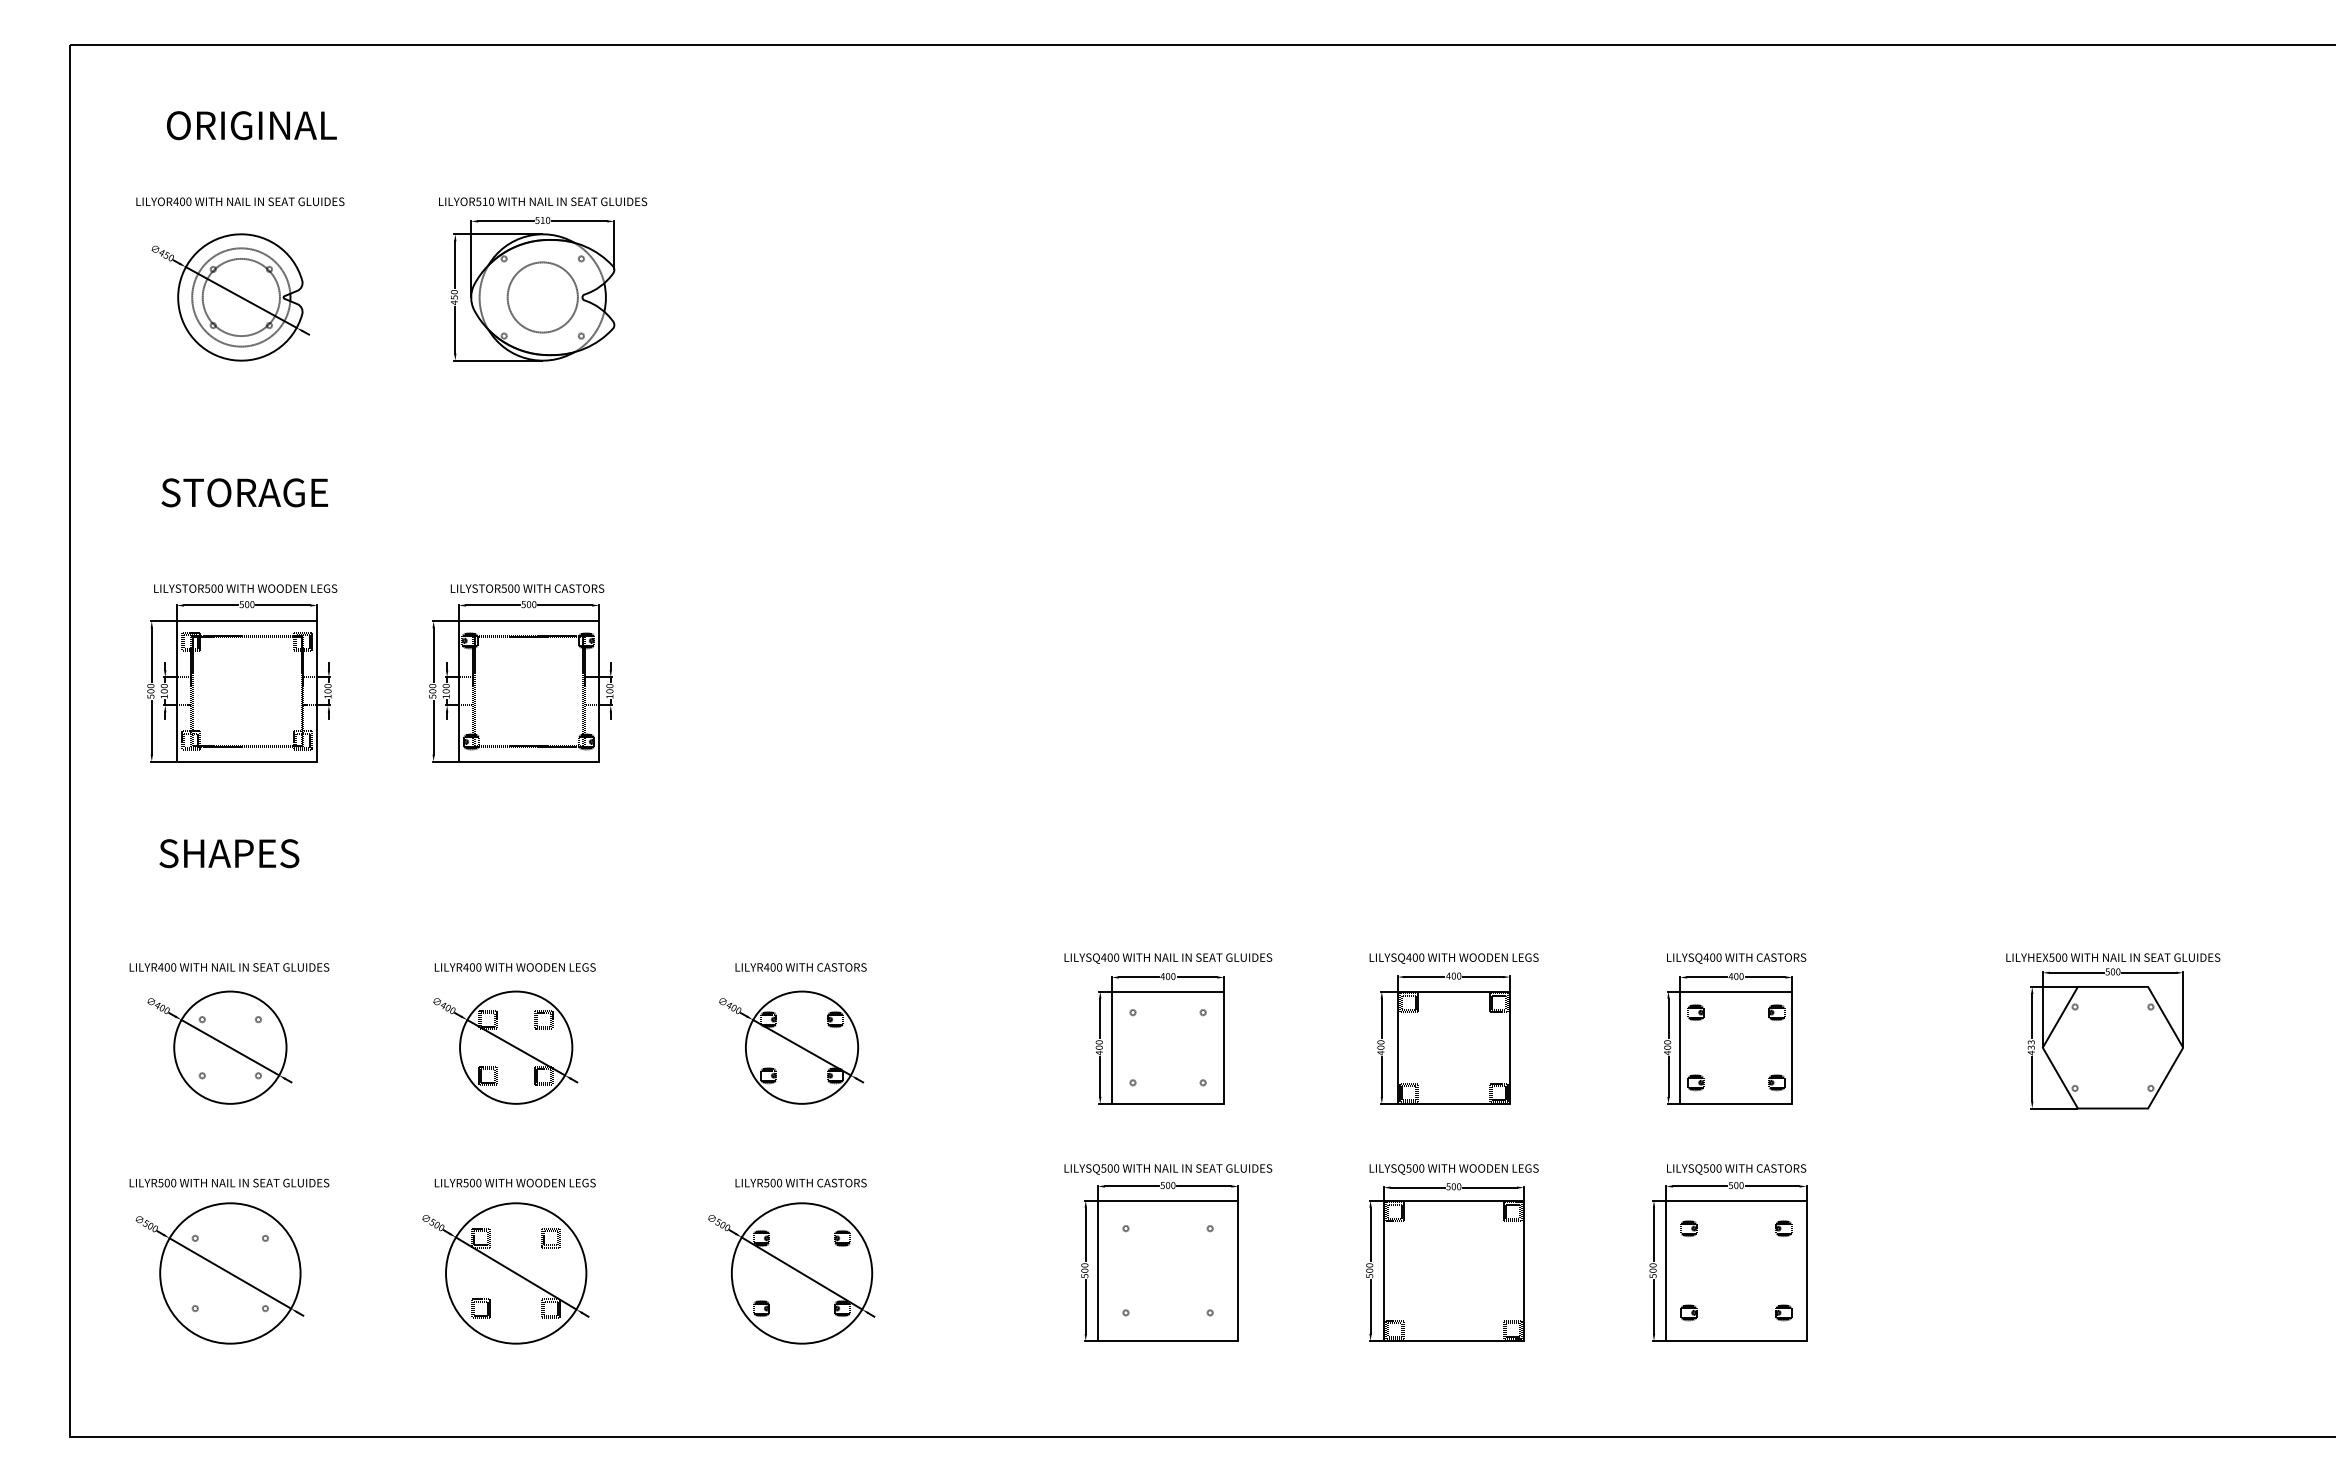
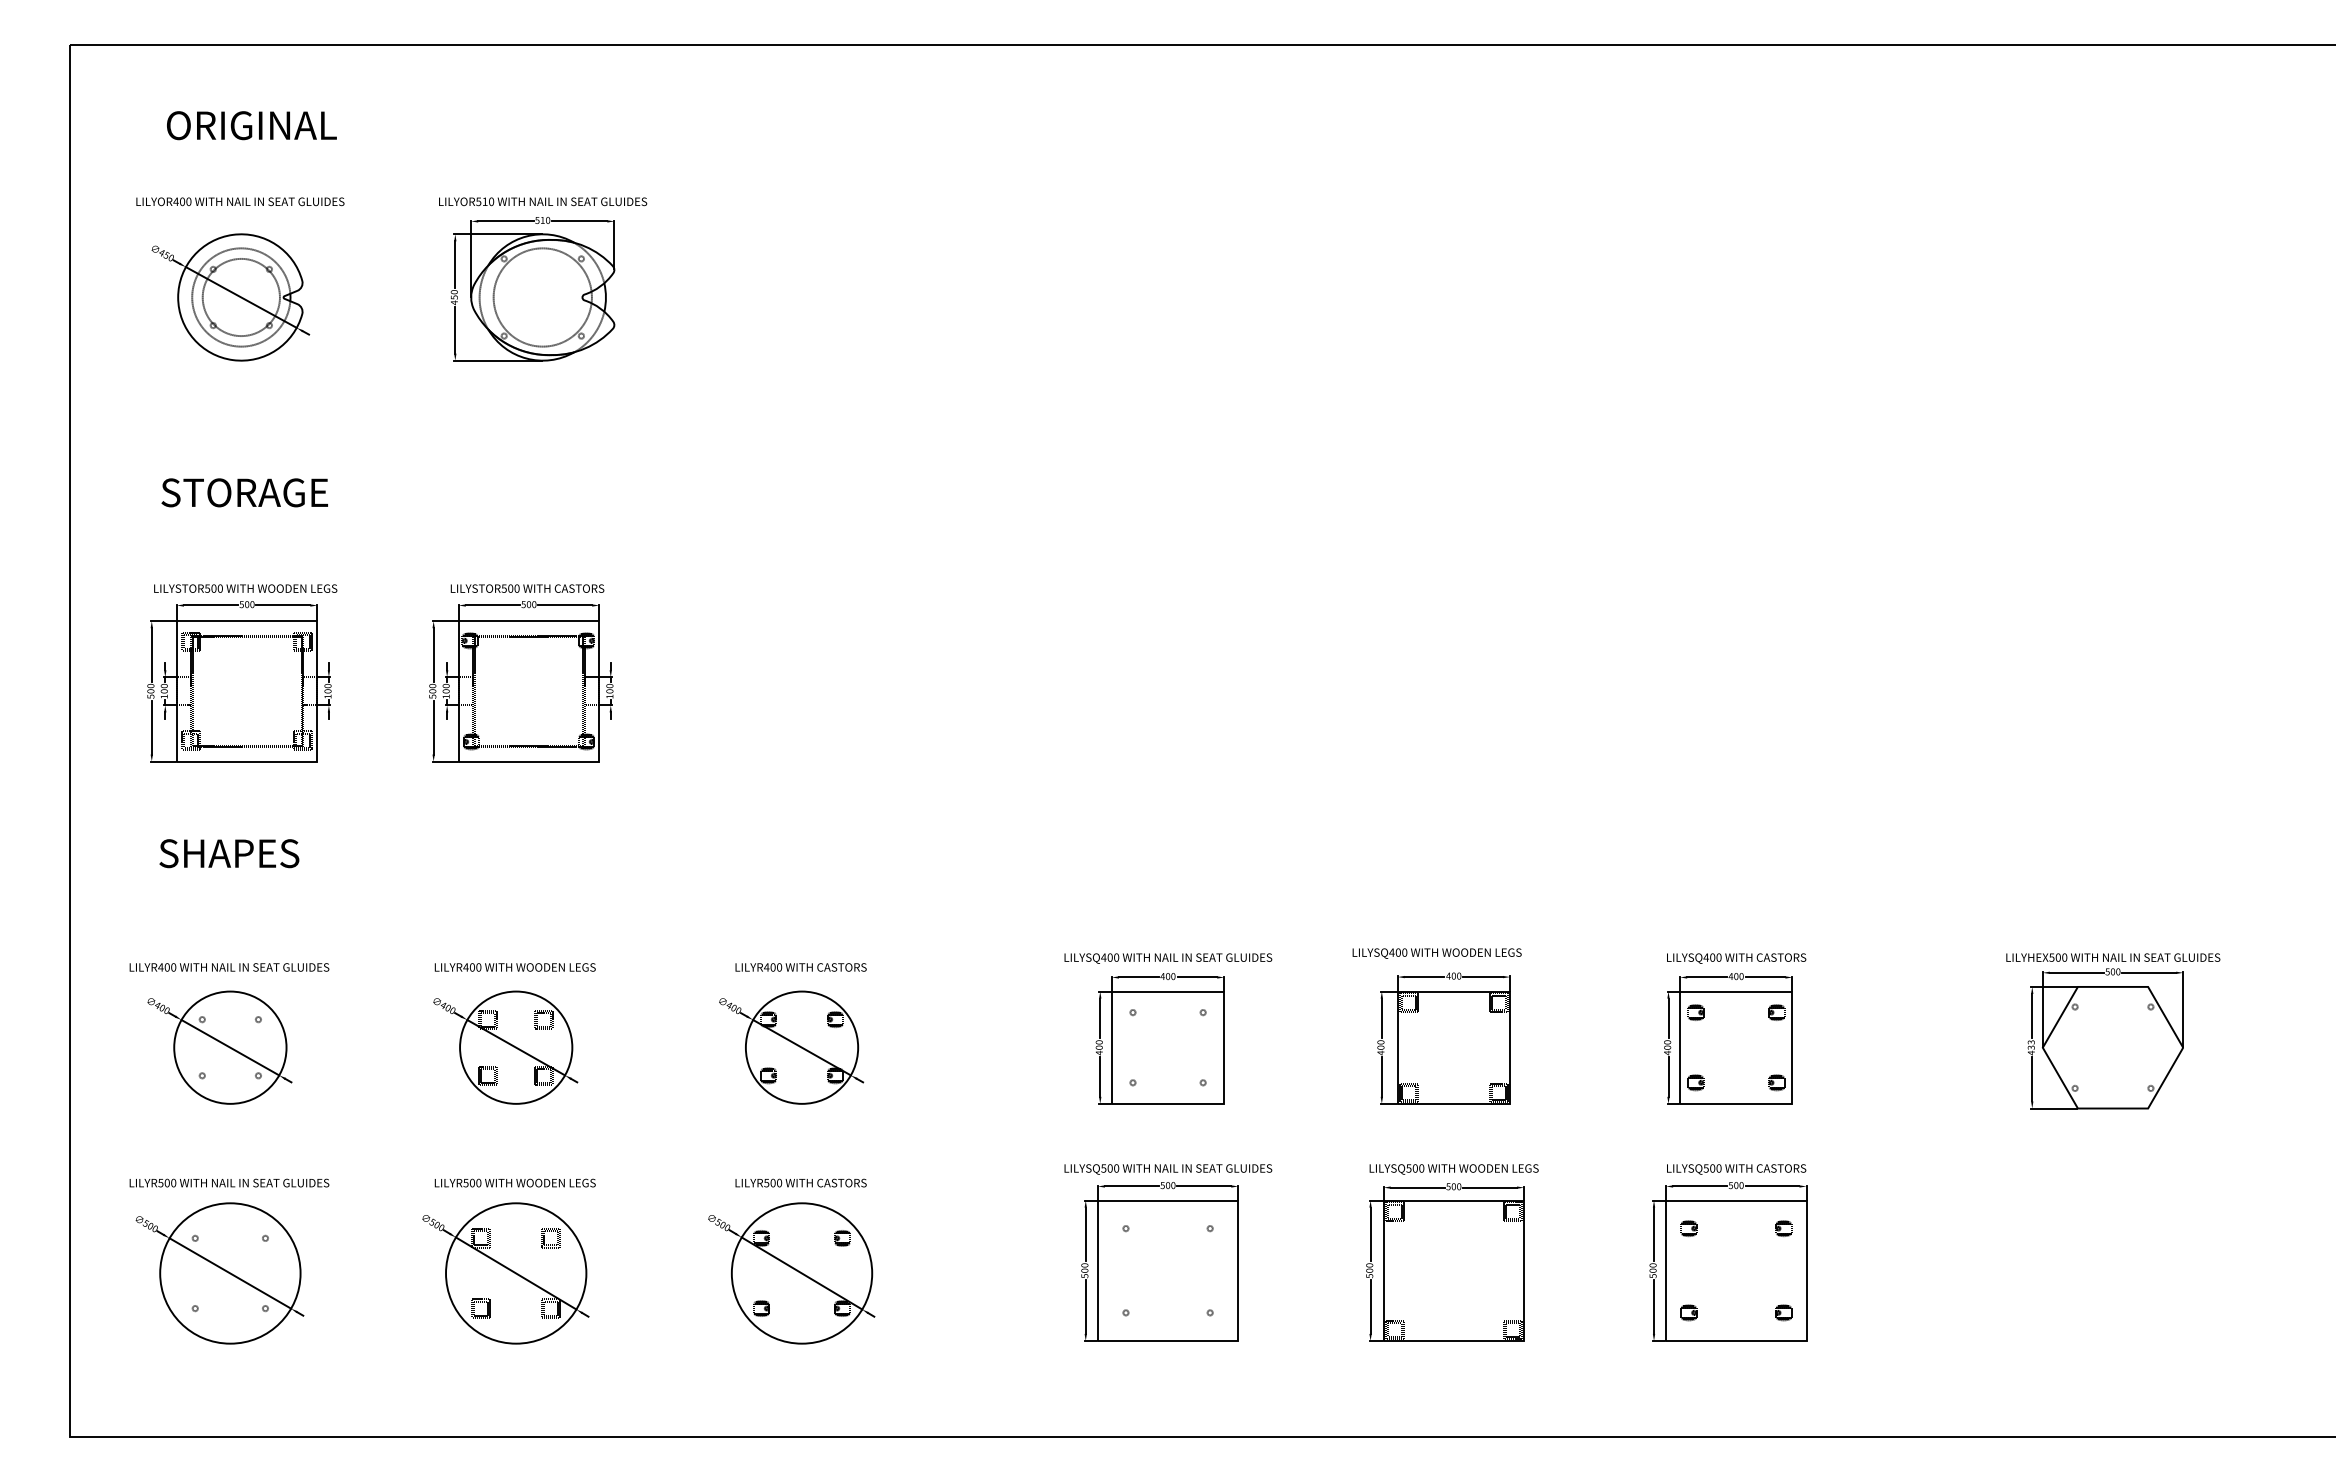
circle diameter: 70 px -> 98 px (542, 297)
text position: (1453, 958) -> (1436, 953) (1436, 953)
